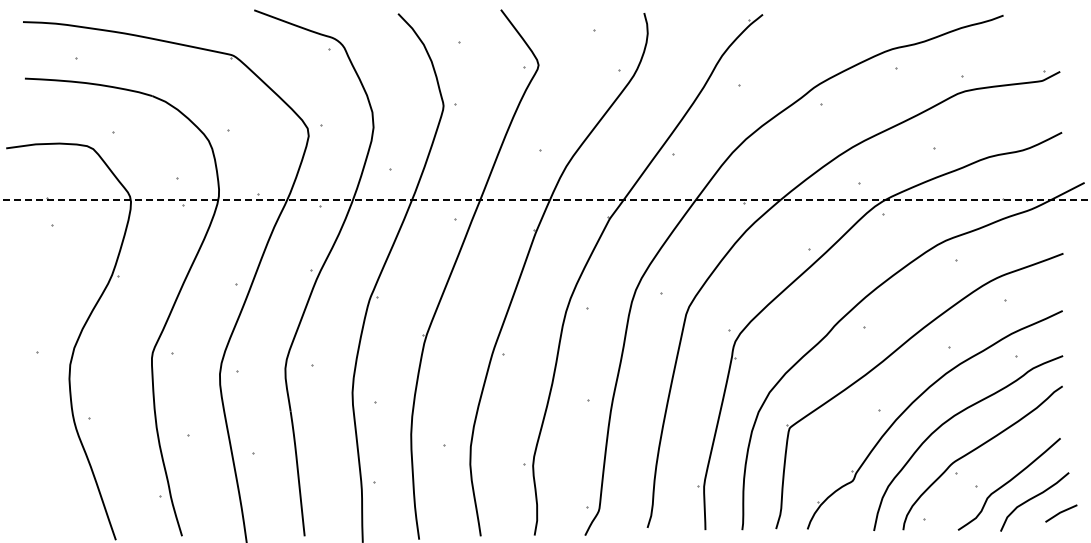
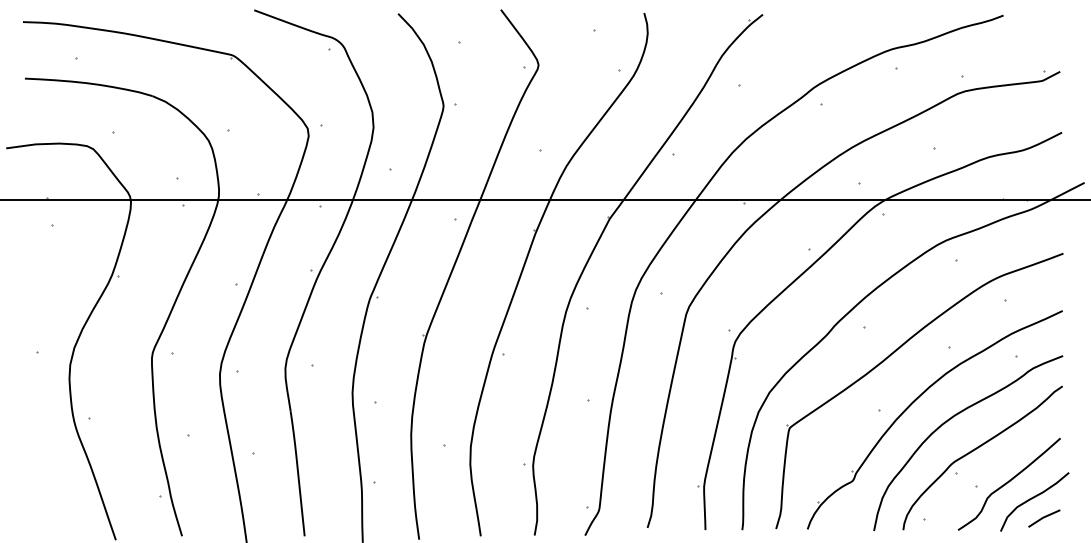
line: dashed -> solid (544, 200)
line position: (1061, 513) -> (1044, 518) (1044, 518)
